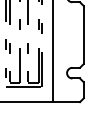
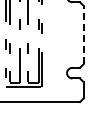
line: solid -> dashed (83, 35)
line: present -> none (53, 52)
